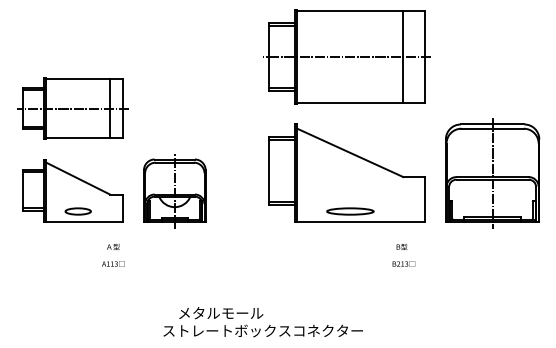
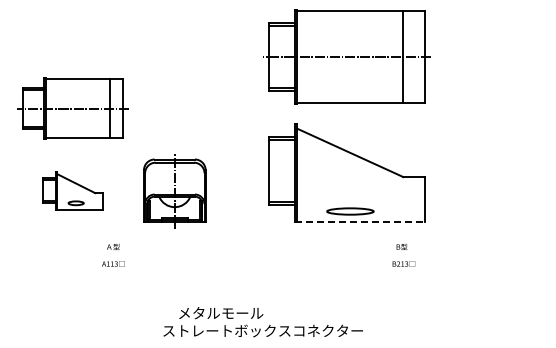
part: present -> none (492, 173)
part size: 102x64 px -> 62x40 px (72, 190)
line: solid -> dashed (359, 222)
